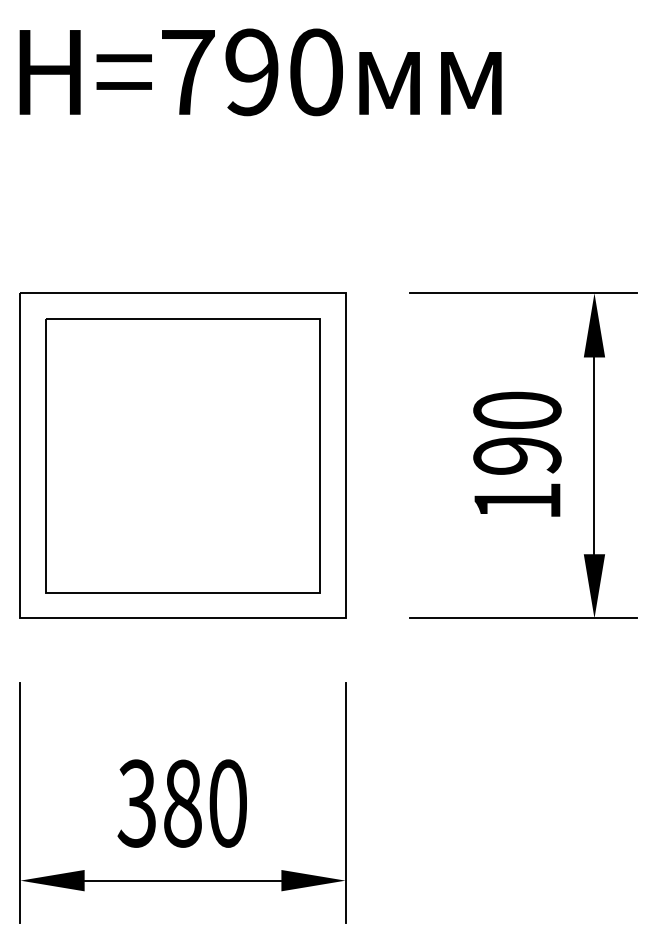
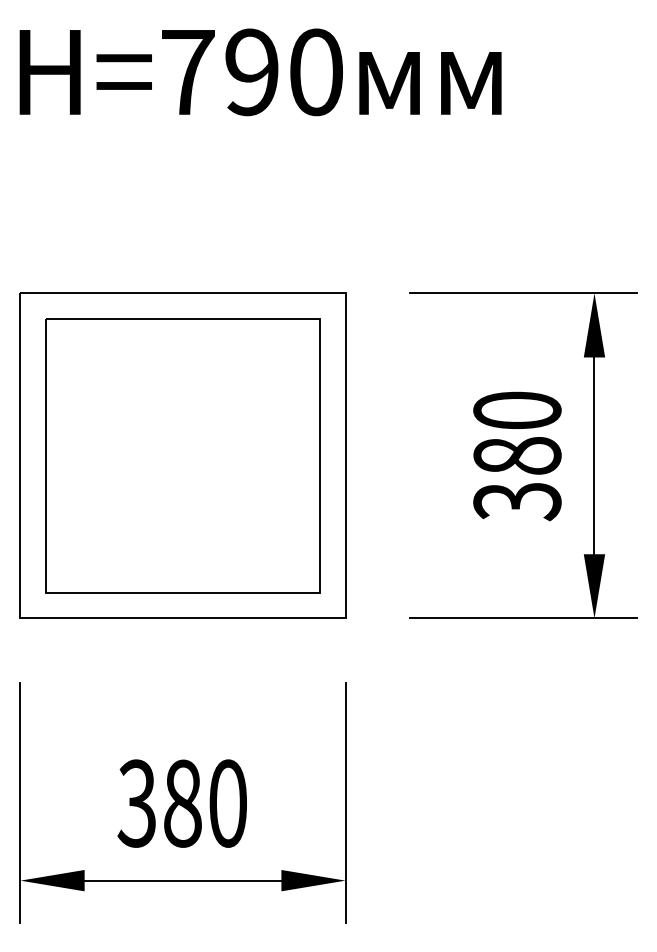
text: 190 -> 380 (517, 479)
